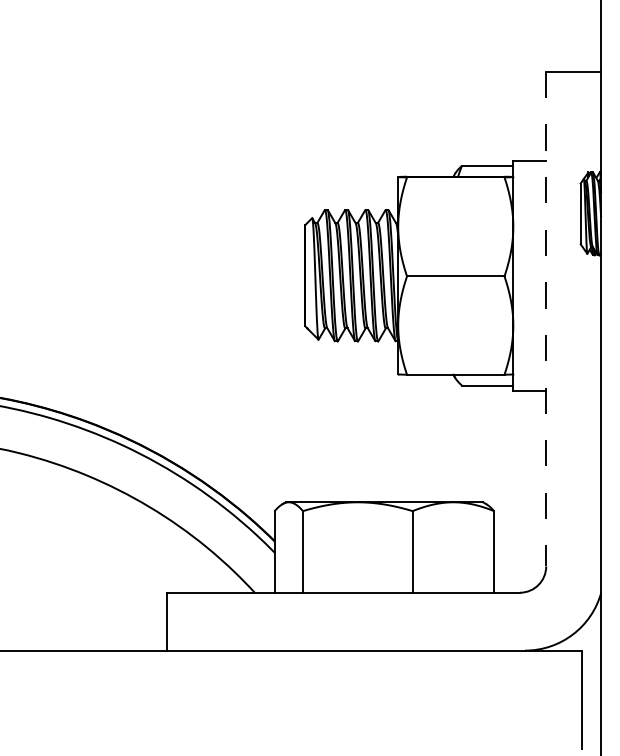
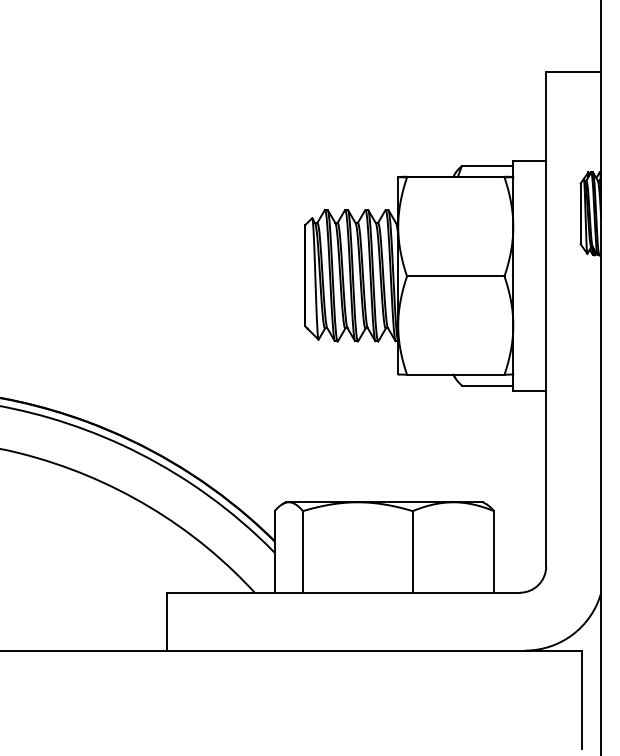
line: dashed -> solid (546, 319)
